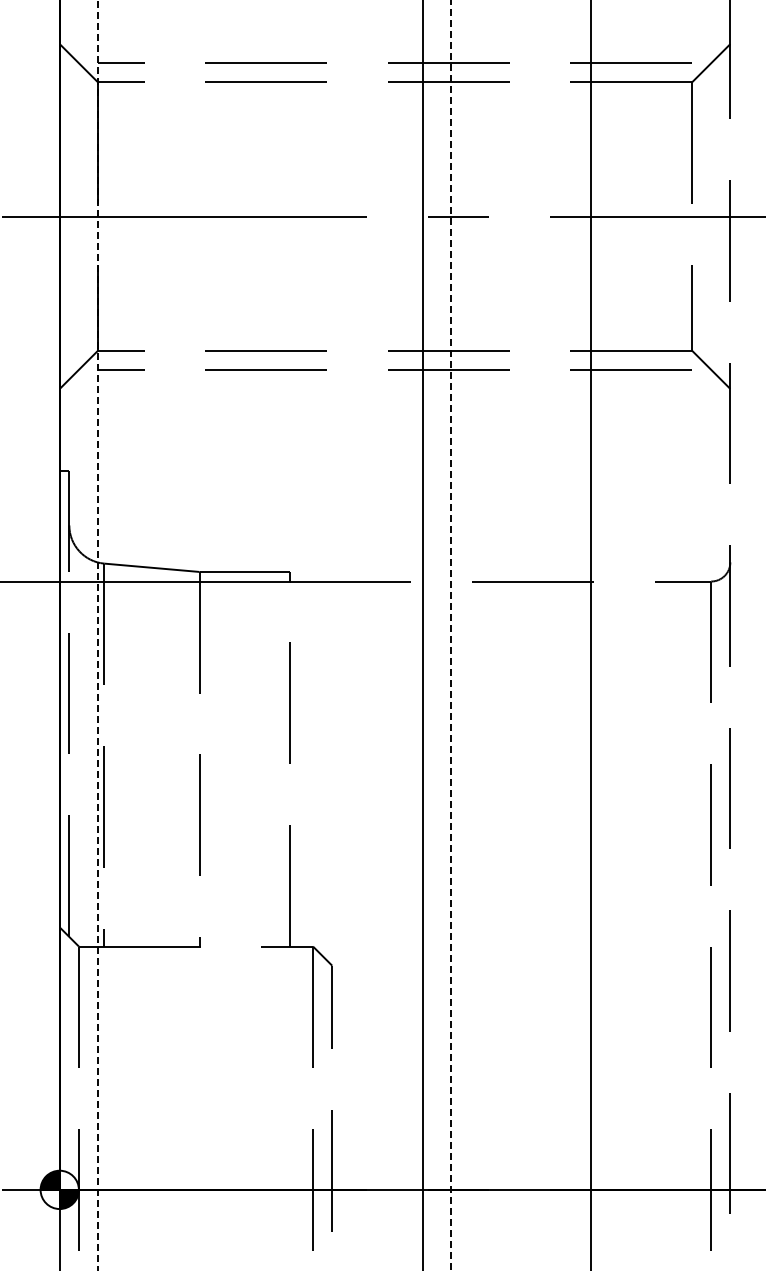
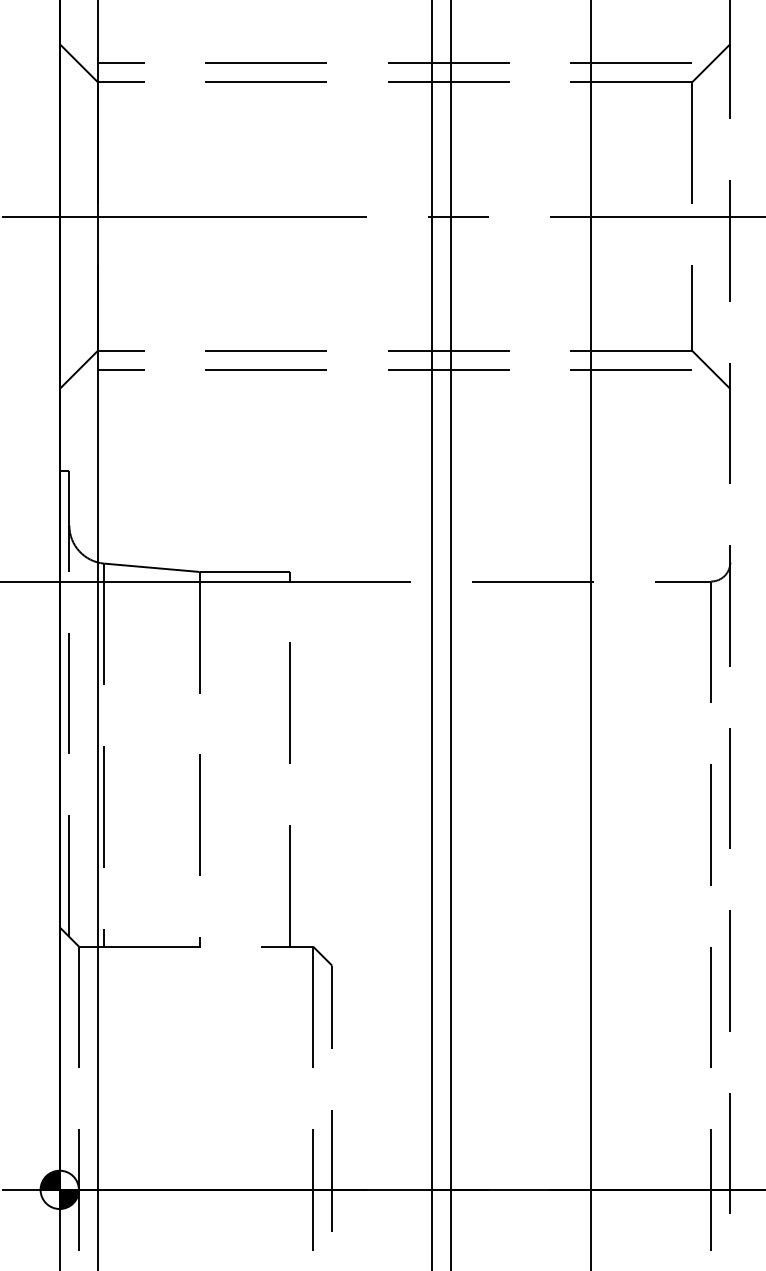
line: dashed -> solid (98, 634)
line position: (423, 634) -> (432, 634) (432, 634)
line: dashed -> solid (451, 635)
